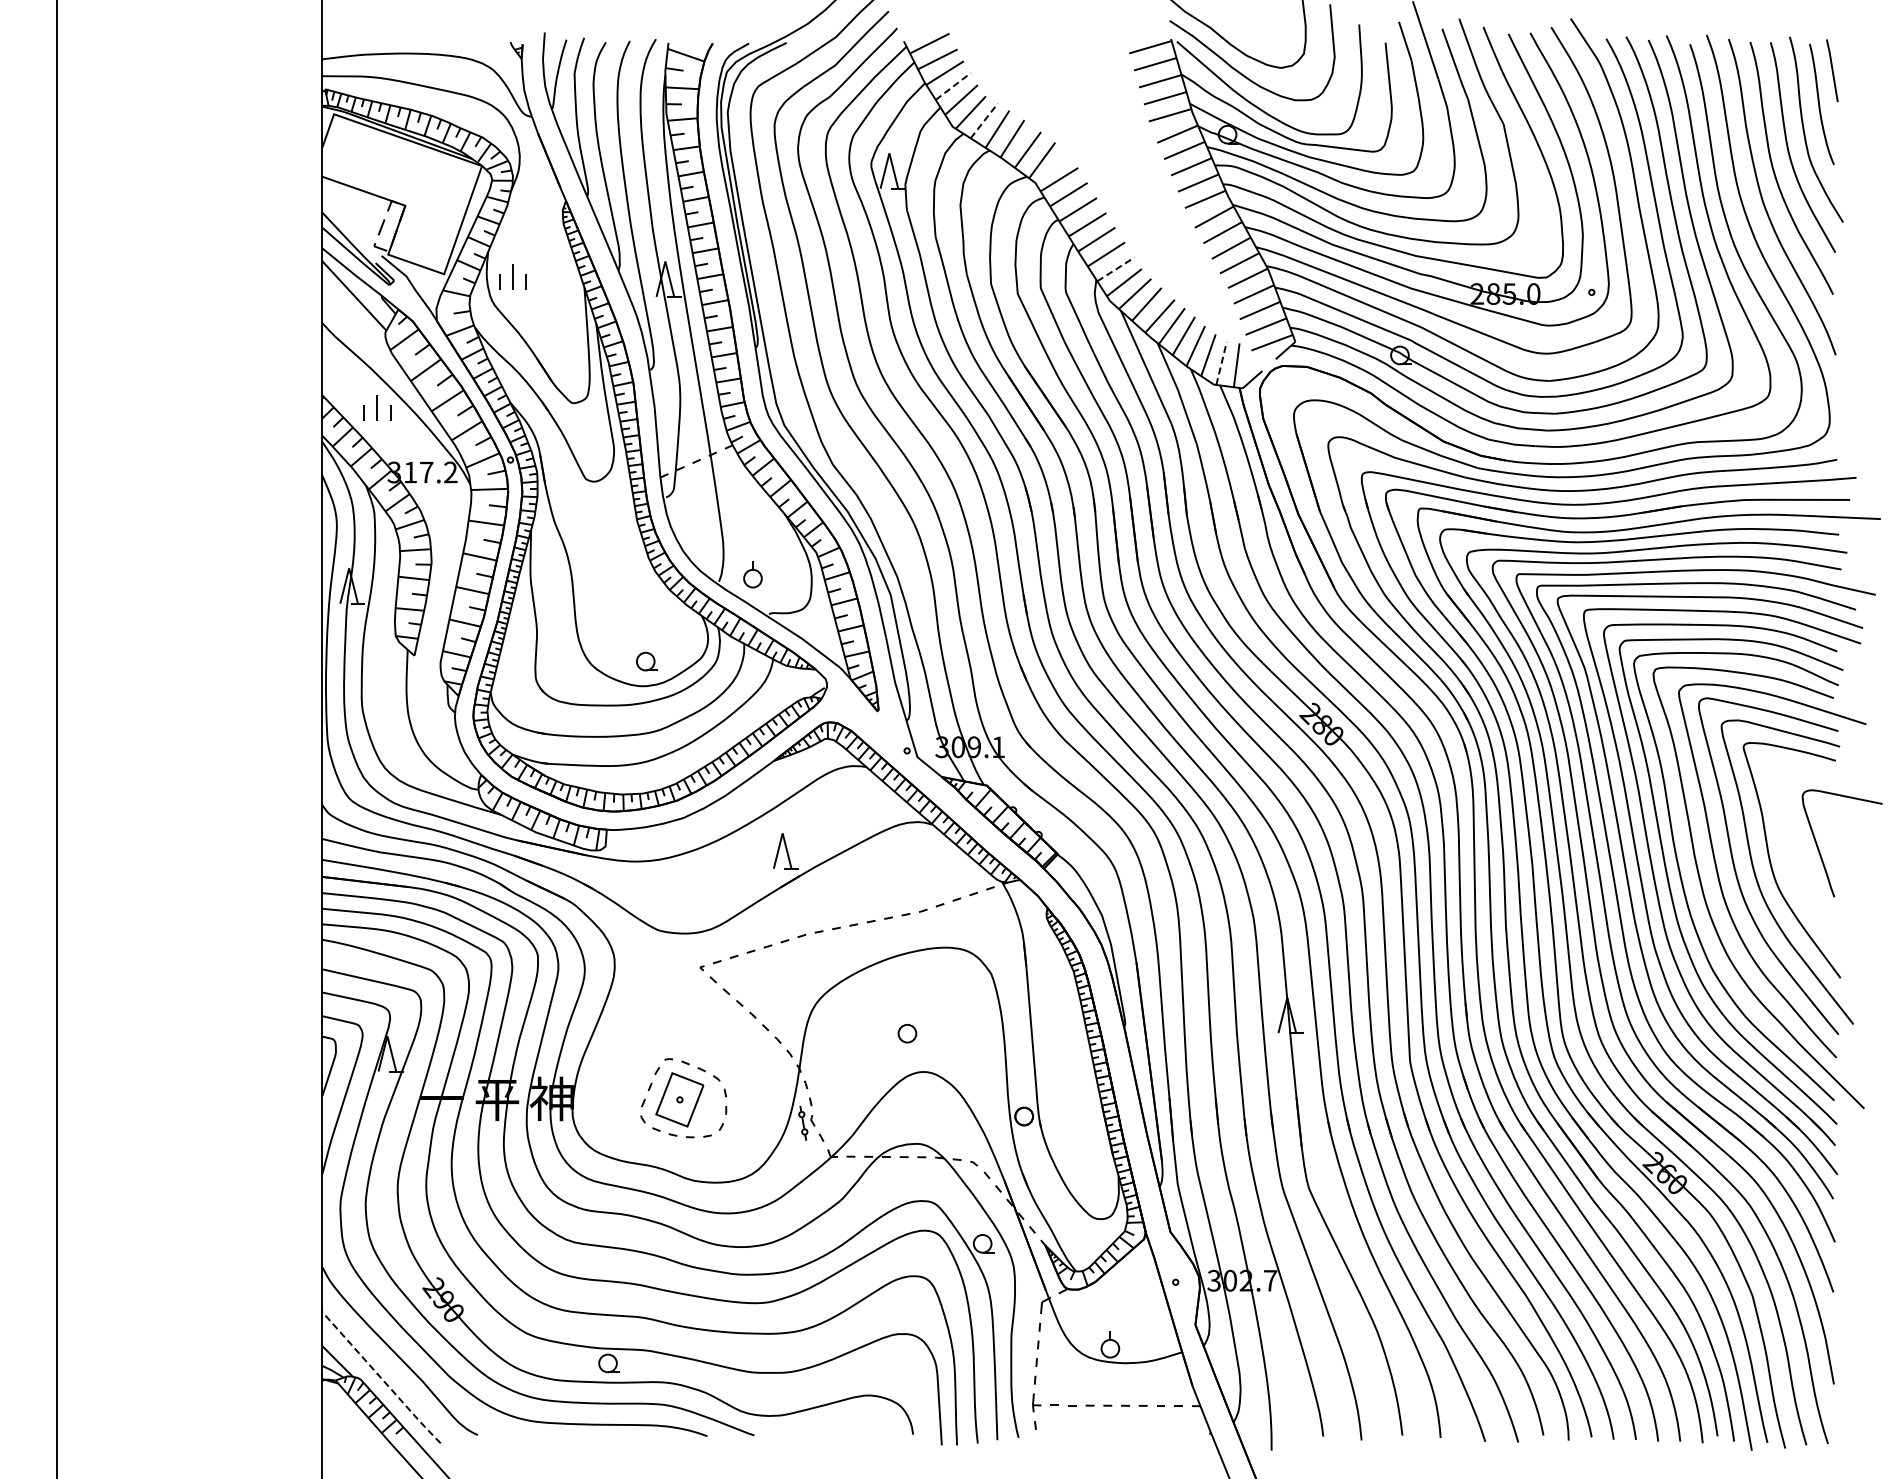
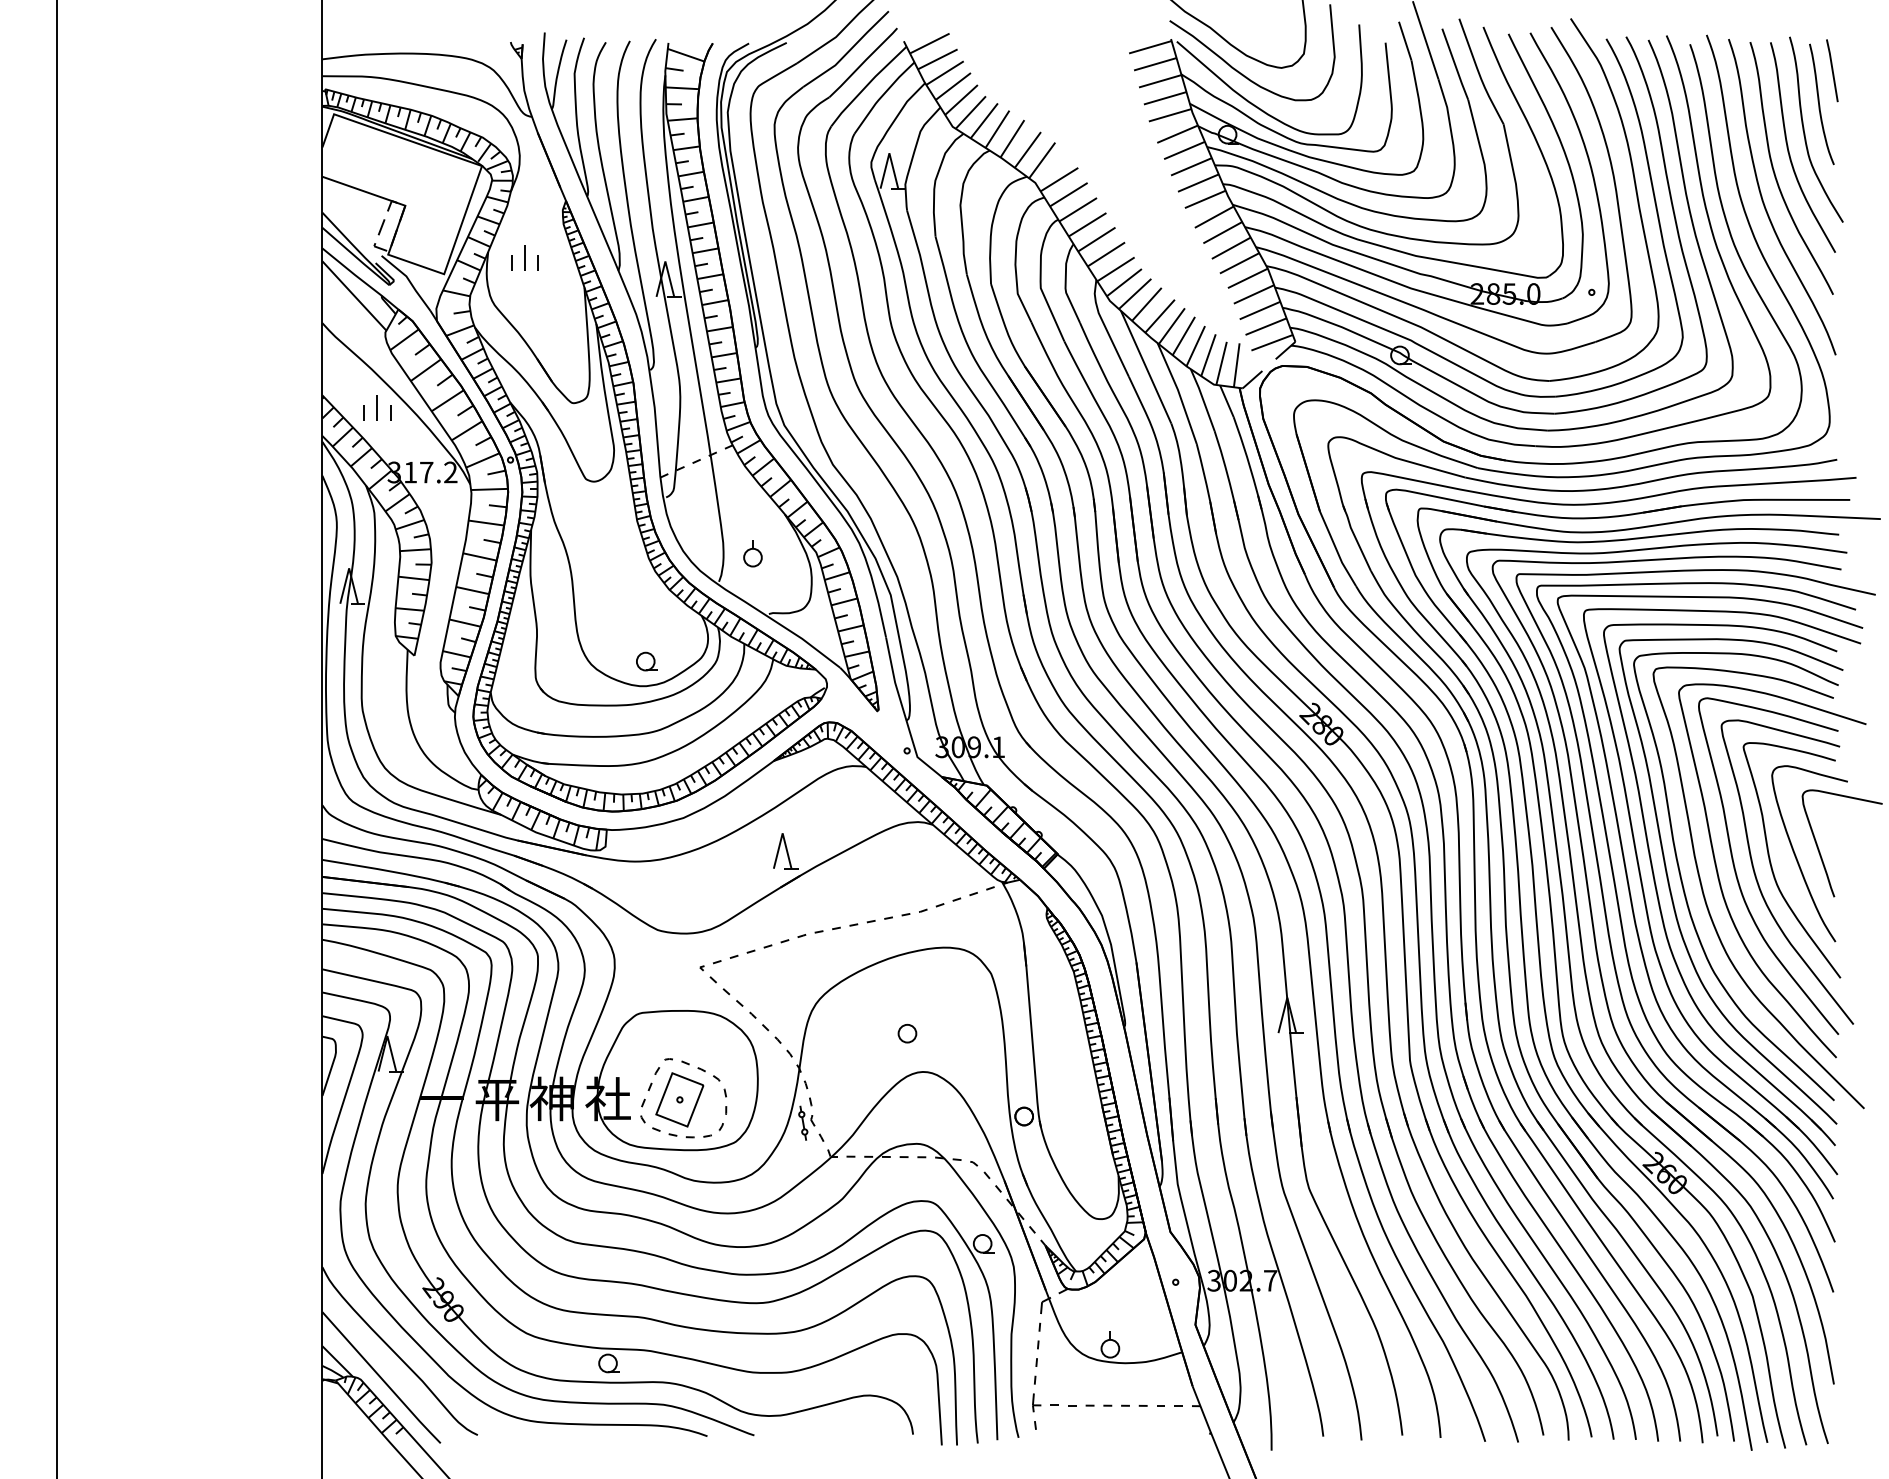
line: dashed -> solid (953, 86)
line: dashed -> solid (984, 120)
line: dashed -> solid (1116, 269)
part position: (512, 276) -> (524, 257) (524, 257)
line: dashed -> solid (1221, 362)
part position: (752, 574) -> (752, 553) (752, 553)
curve: none -> present (1797, 858)
part: none -> present (671, 1080)
line: dashed -> solid (381, 1378)
